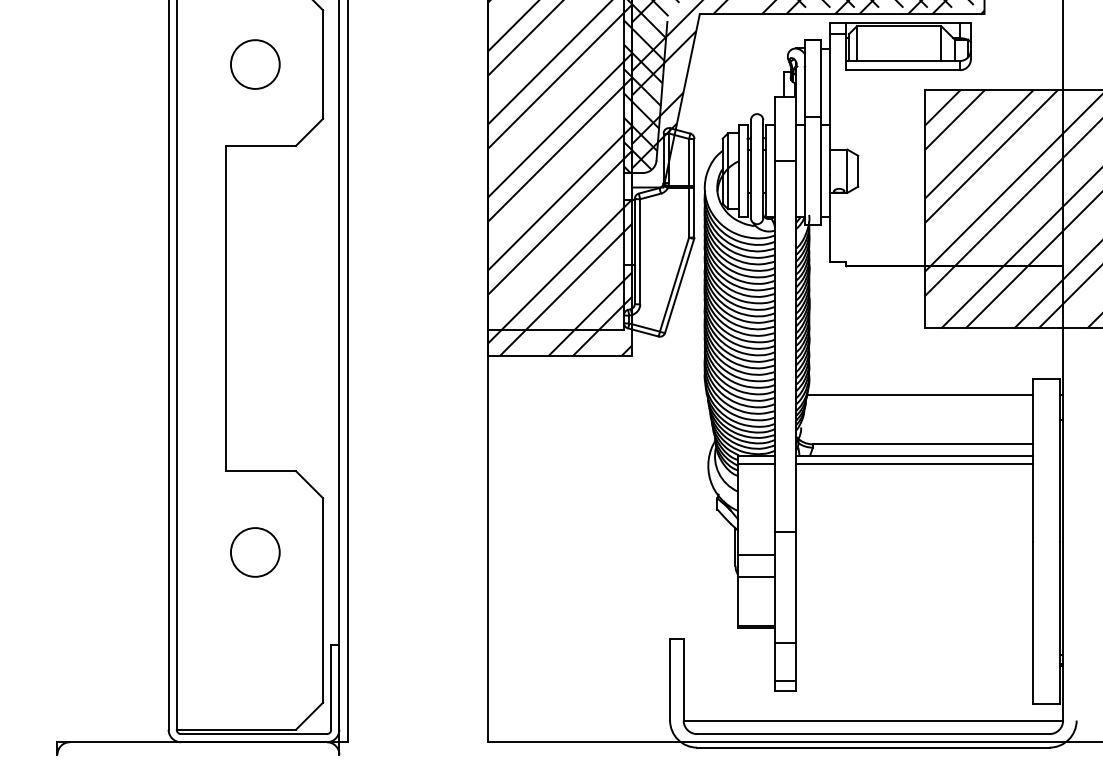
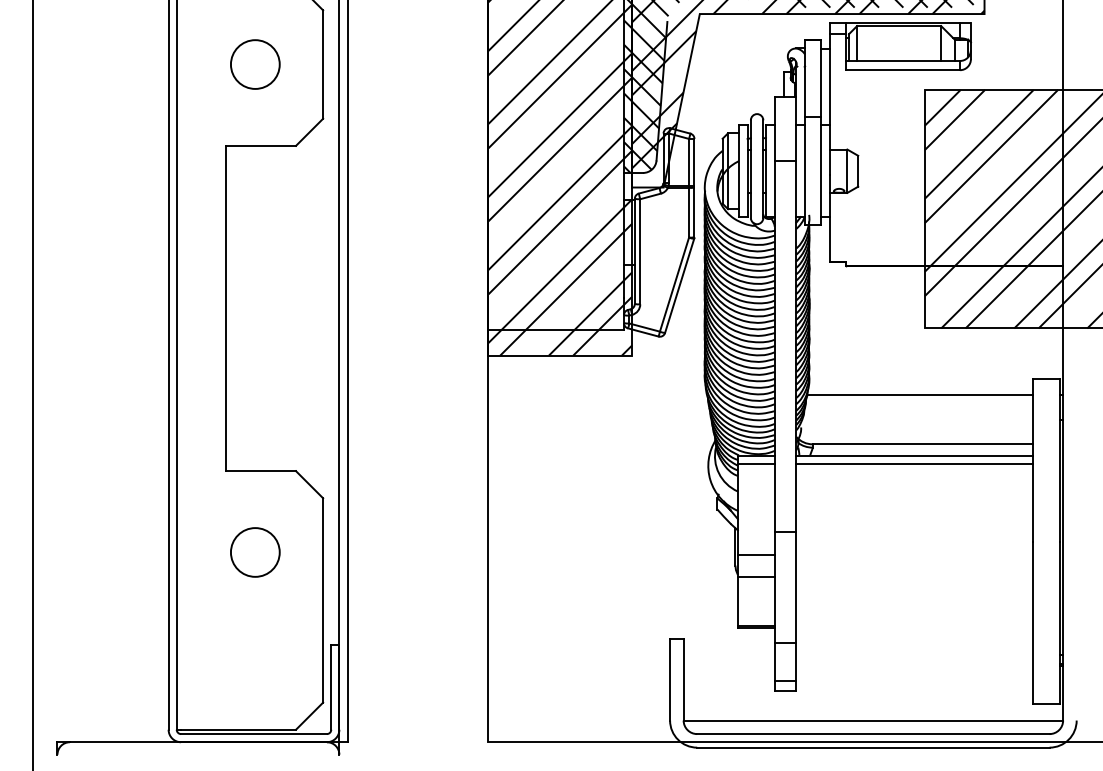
line: none -> present (33, 384)
